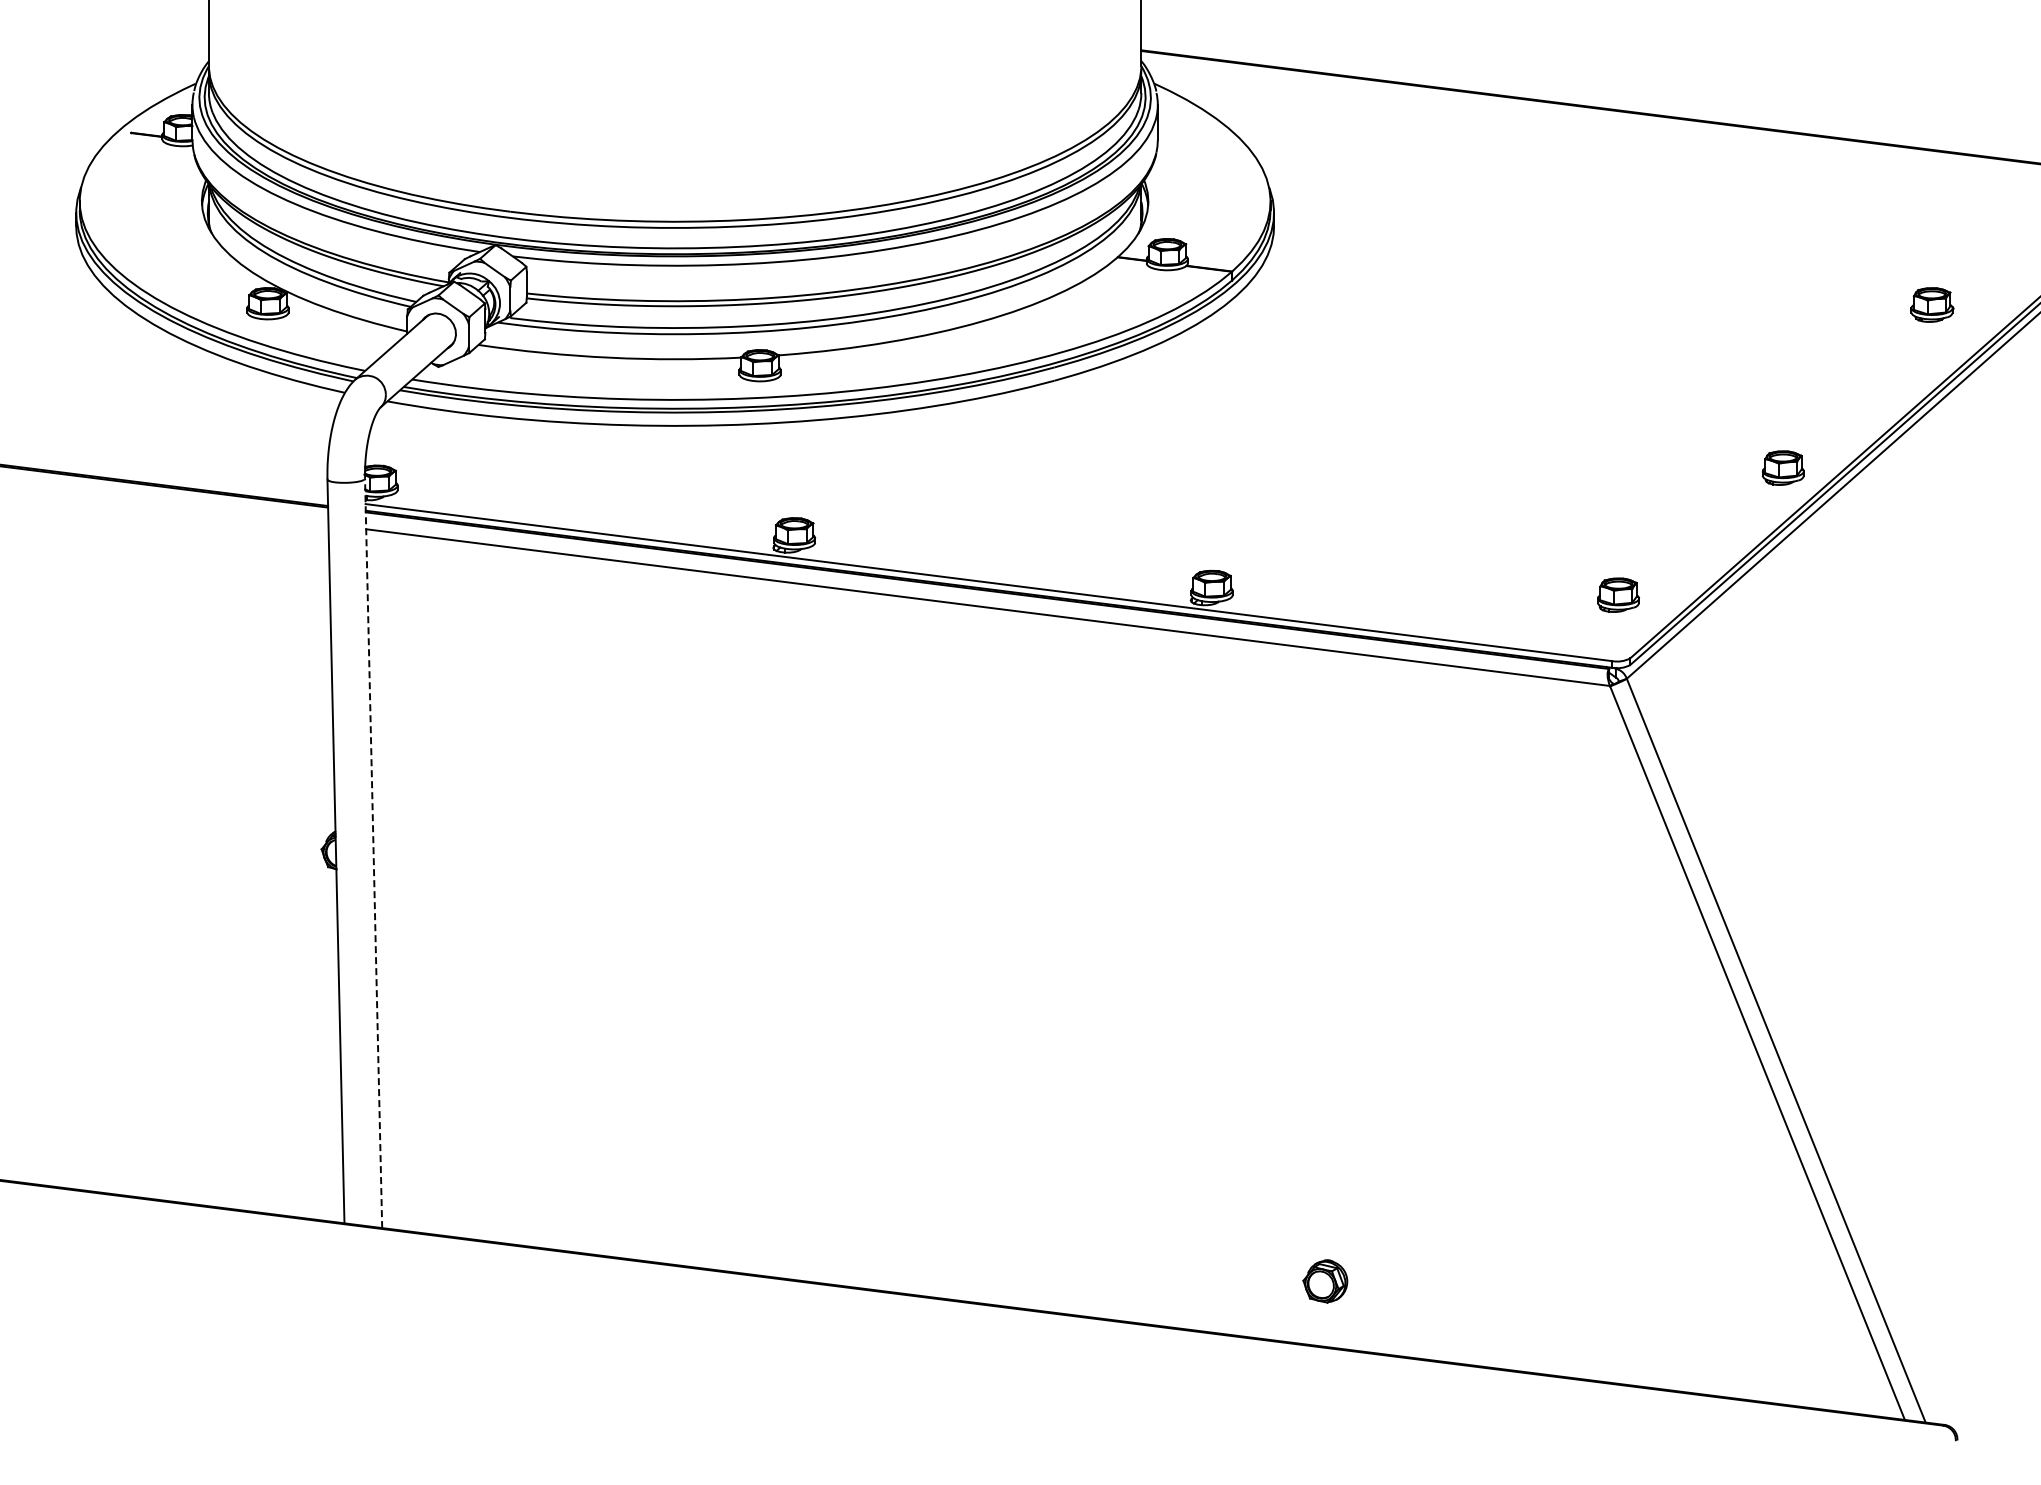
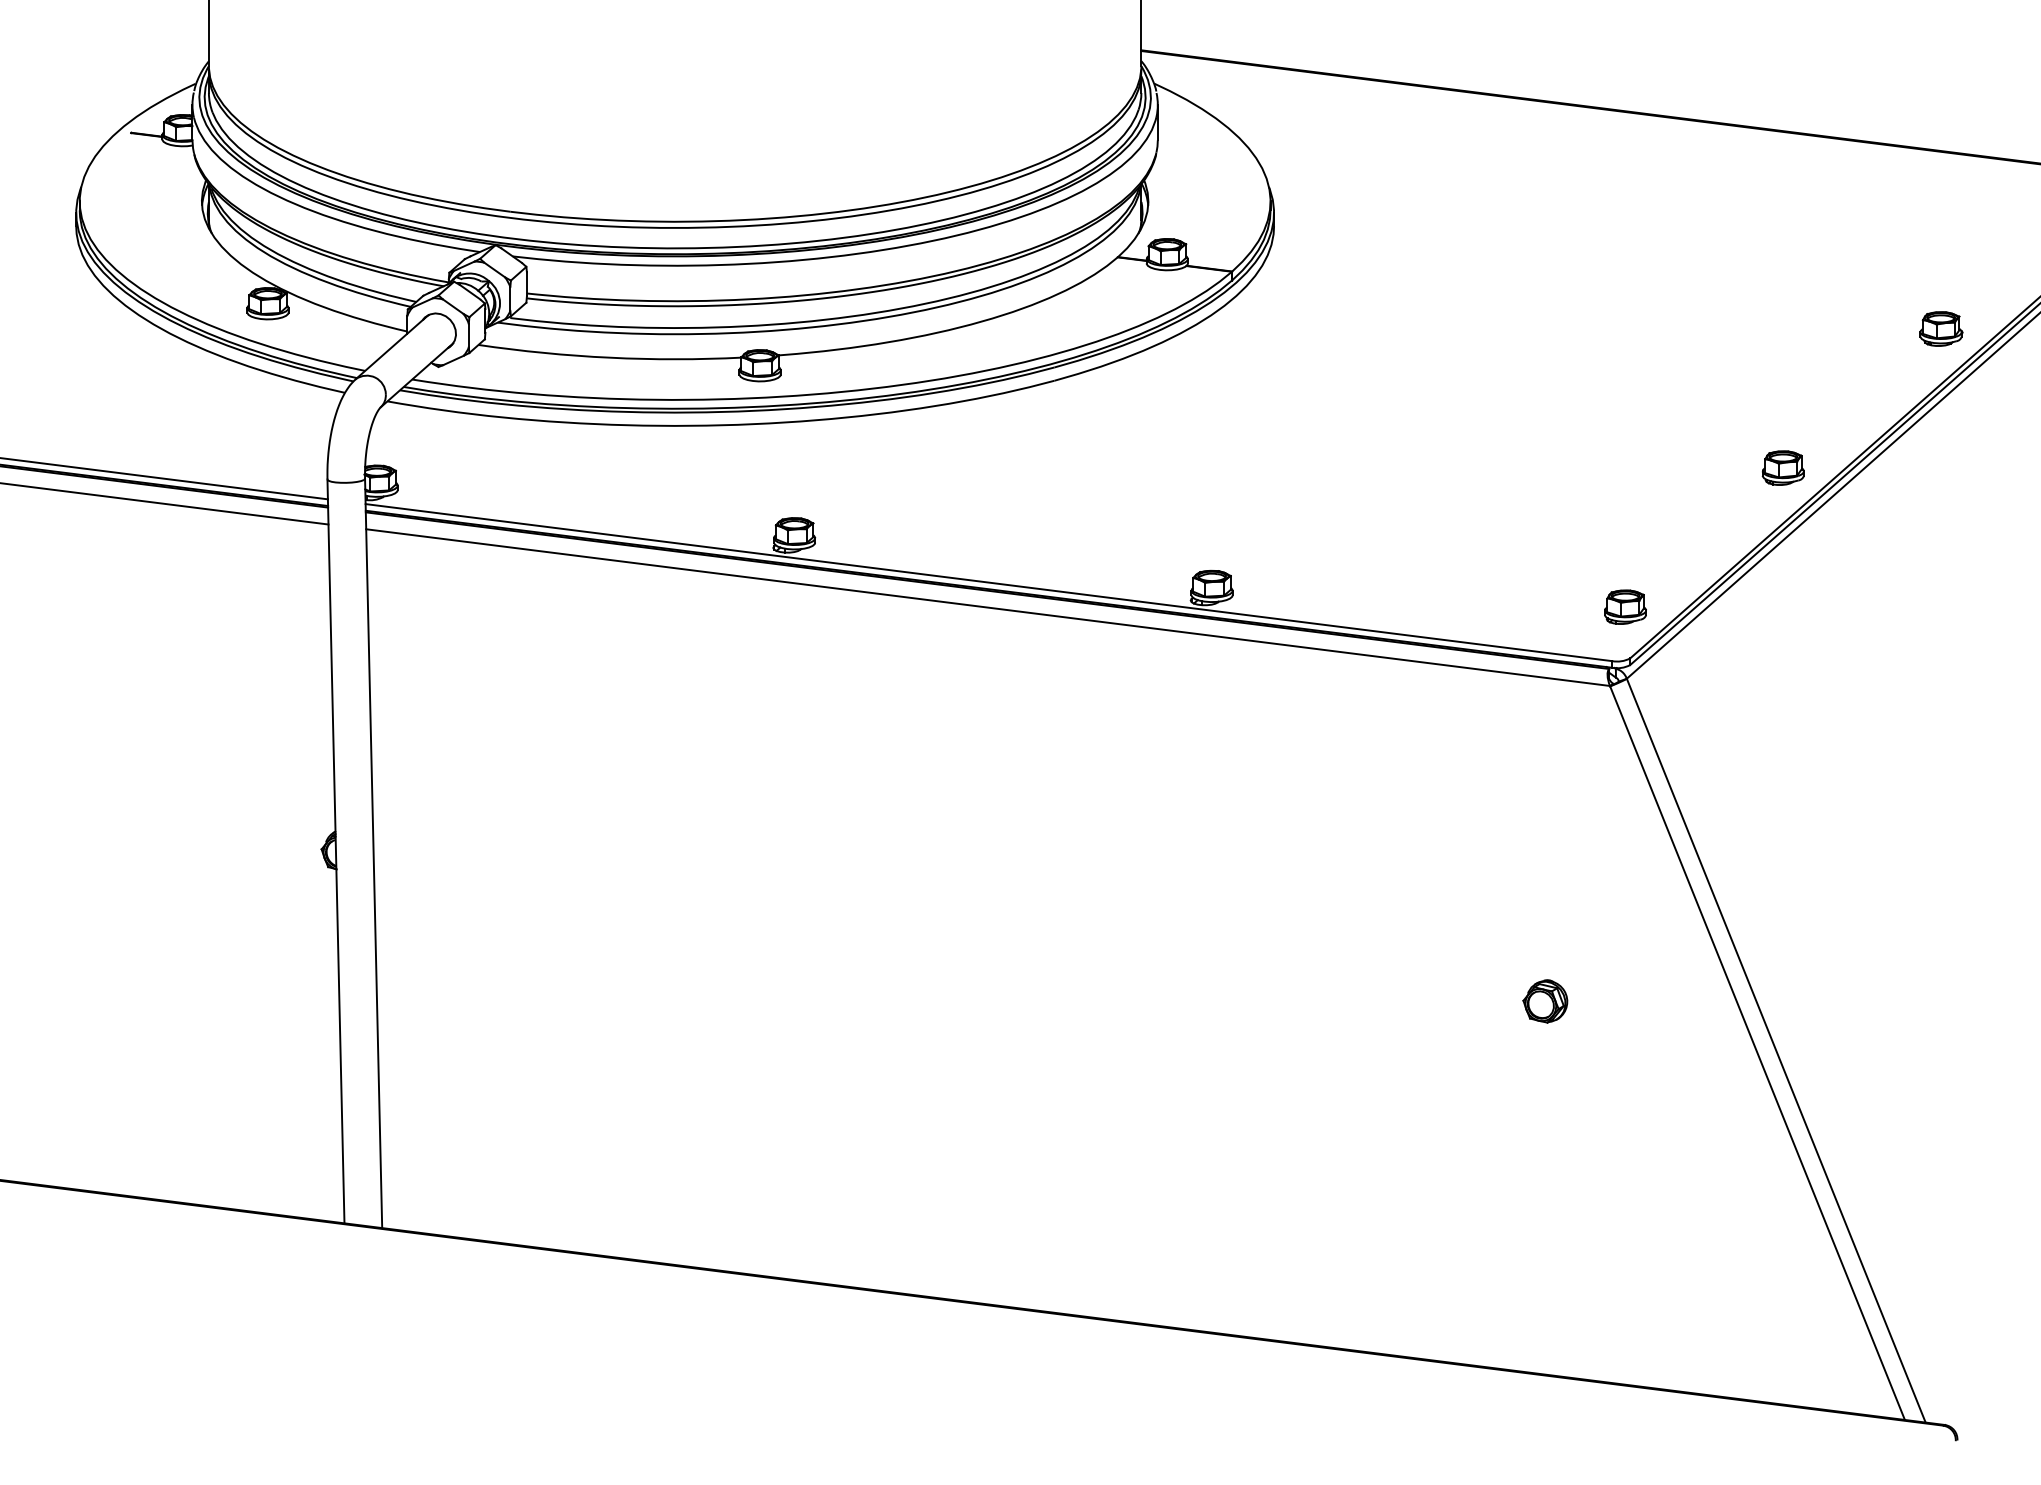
part position: (1932, 304) -> (1941, 328) (1941, 328)
line: none -> present (164, 478)
line: none -> present (165, 503)
part position: (1618, 594) -> (1625, 606) (1625, 606)
line: dashed -> solid (373, 853)
part position: (1325, 1281) -> (1545, 1001) (1545, 1001)
